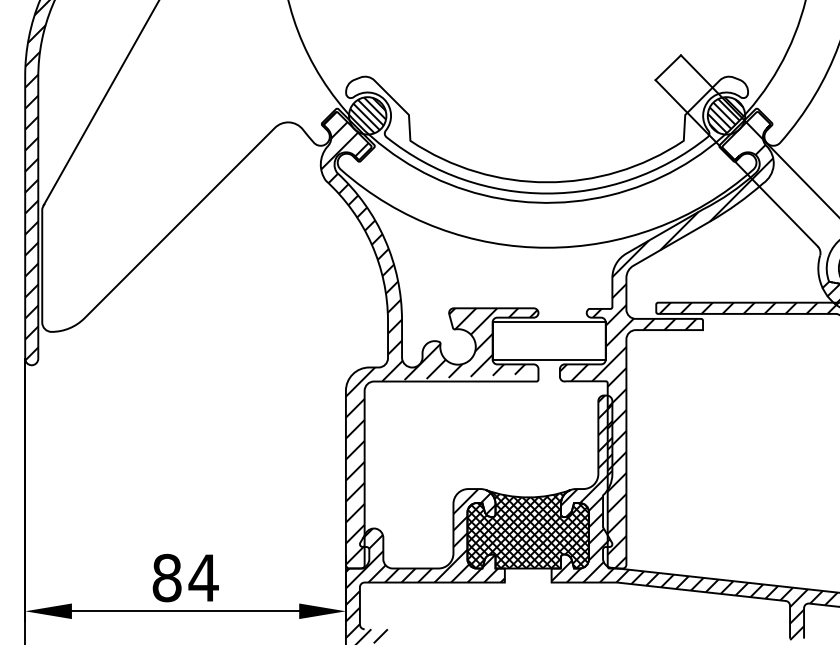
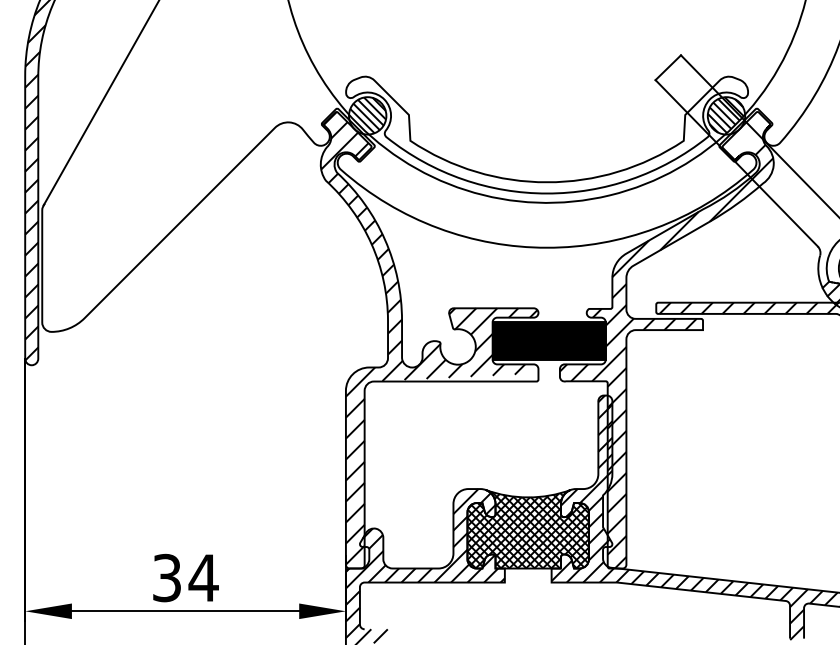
fill: none -> present (548, 340)
text: 84 -> 34 (166, 577)
